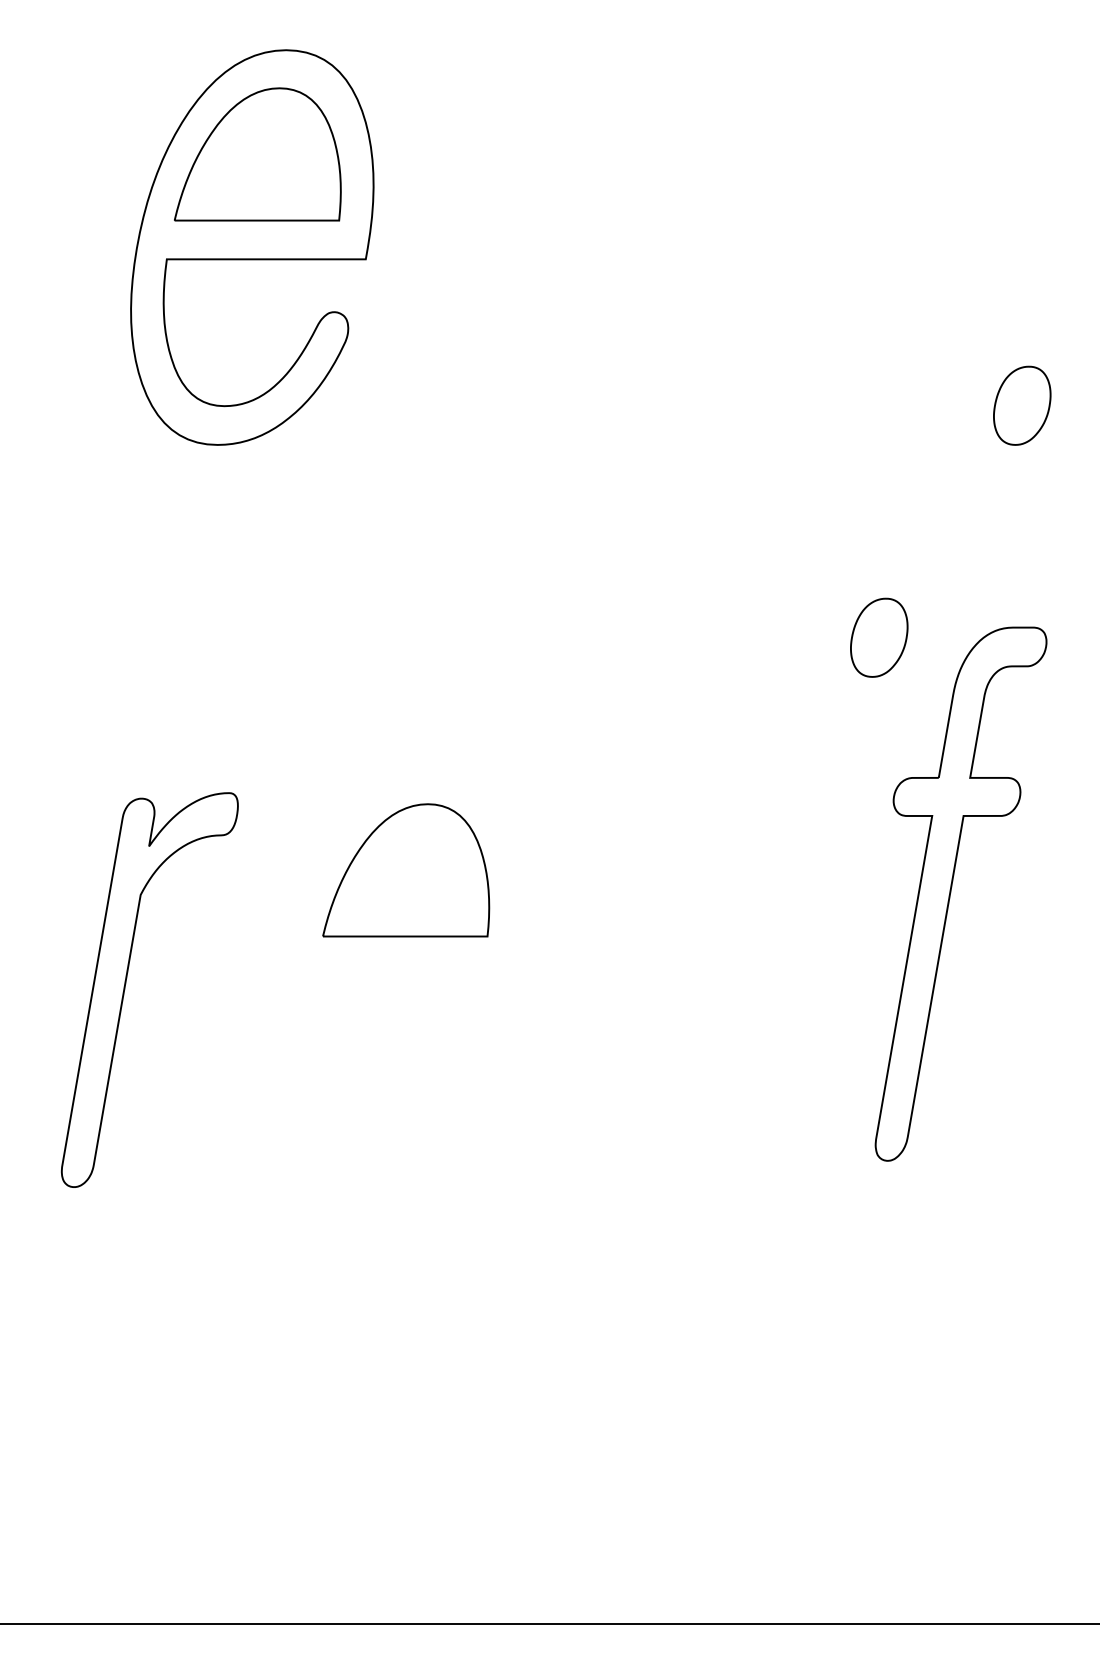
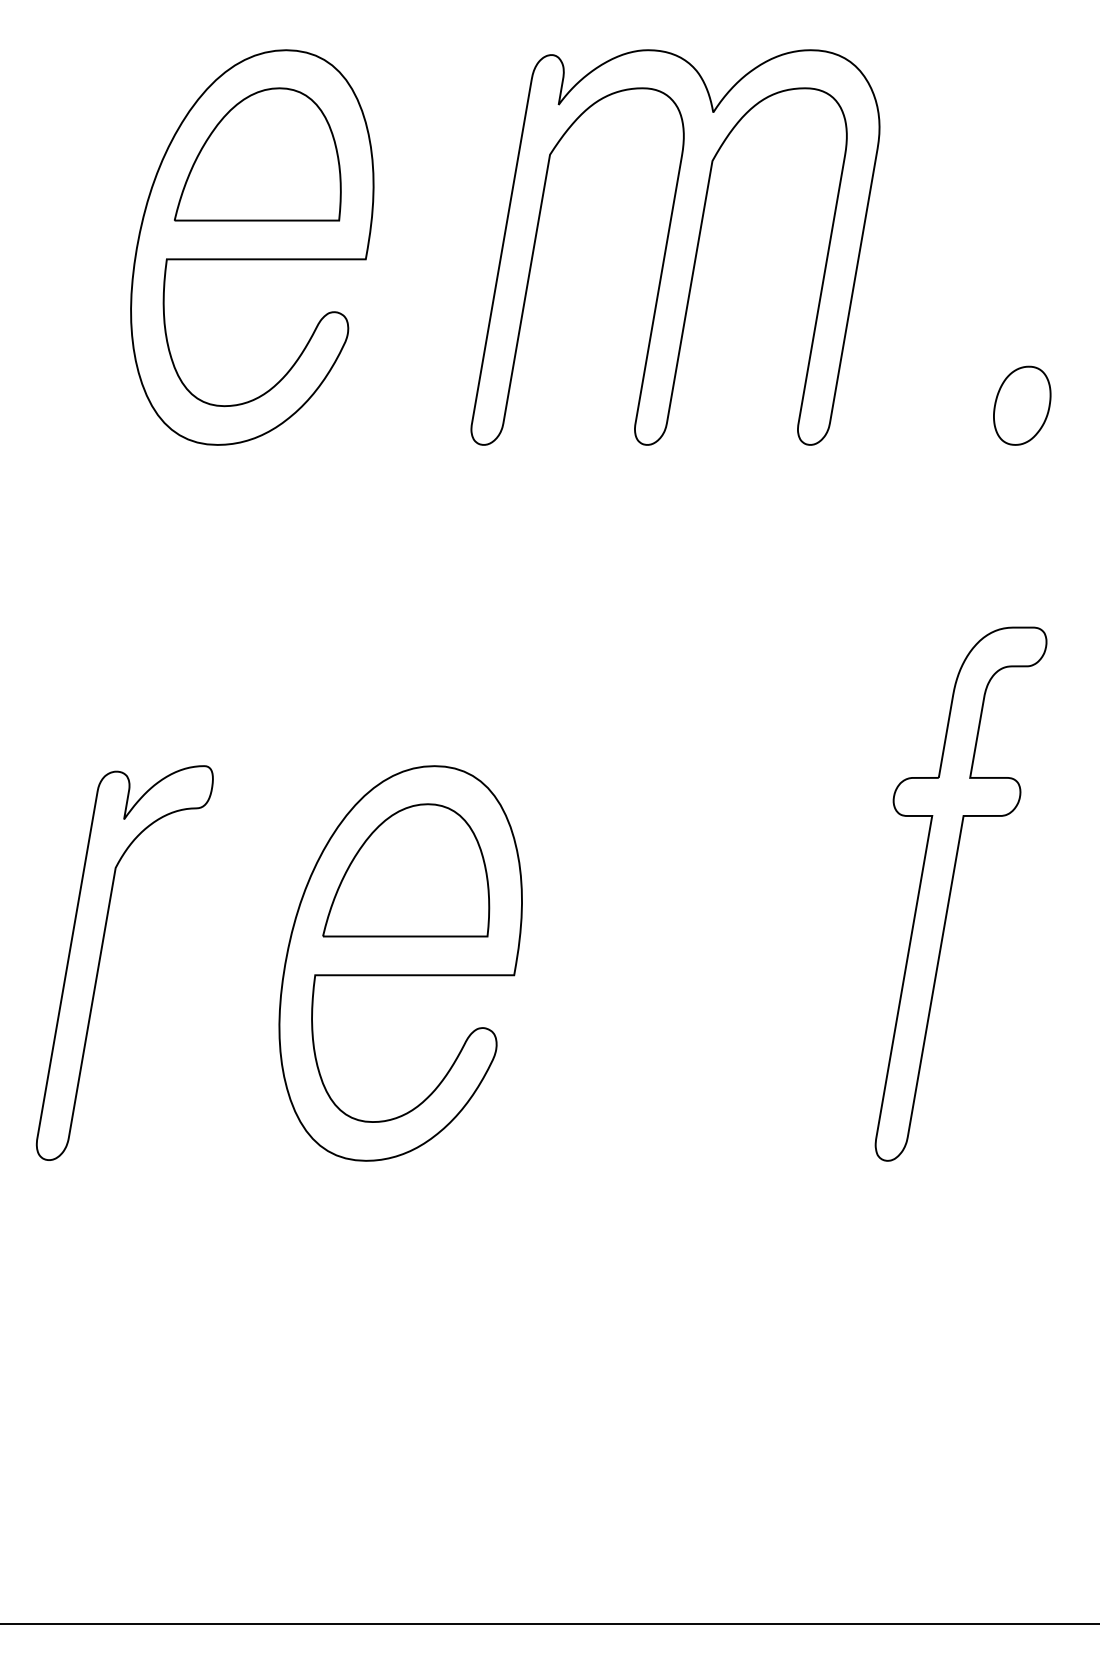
part: none -> present (675, 247)
part: present -> none (879, 637)
part: none -> present (400, 963)
part position: (126, 984) -> (101, 957) (101, 957)
